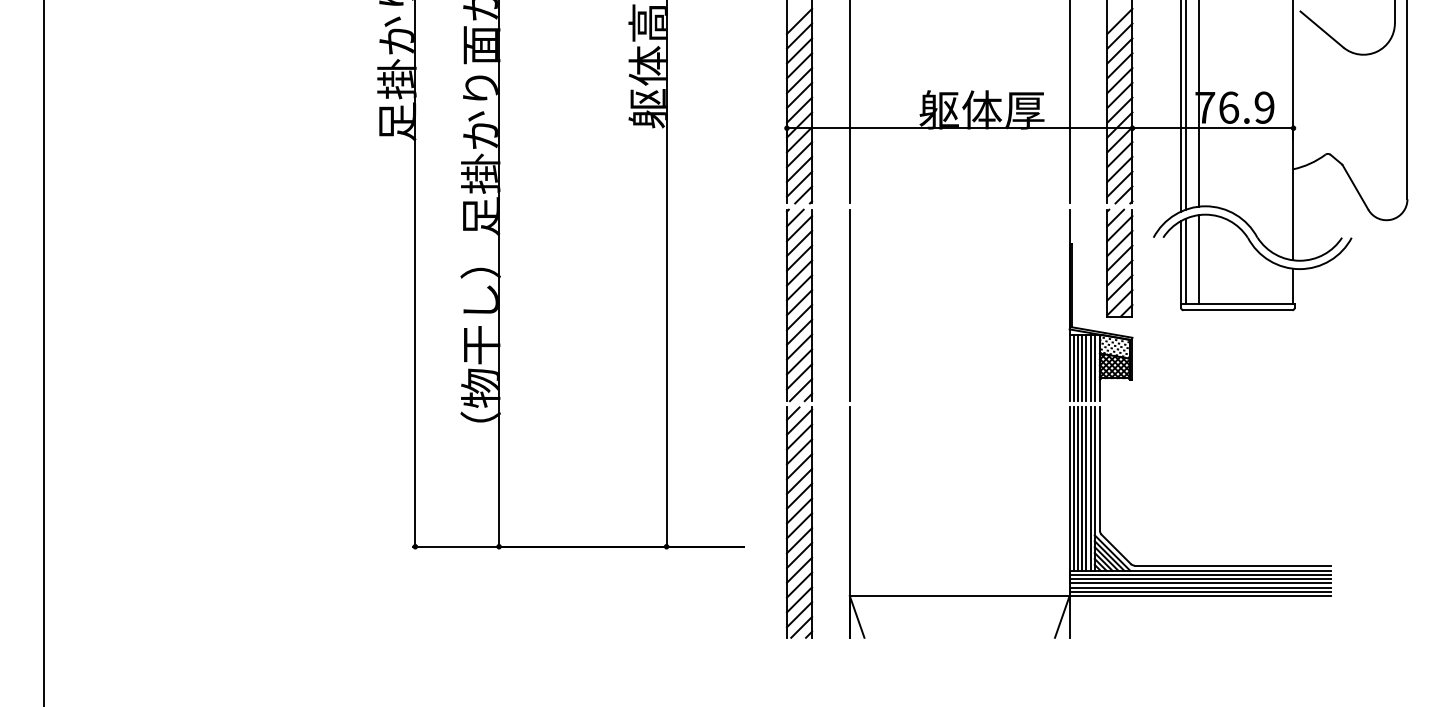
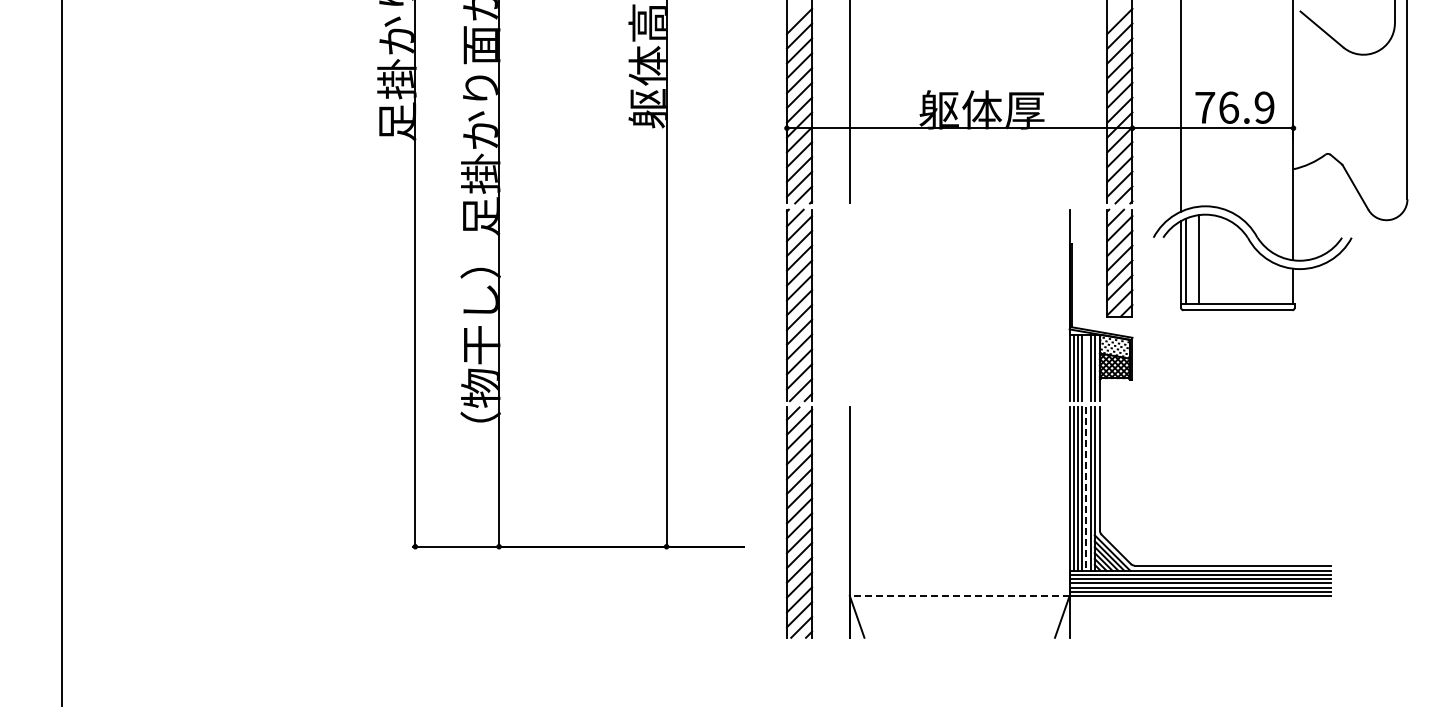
line: present -> none (1069, 102)
line: present -> none (1199, 104)
line: present -> none (1185, 105)
line: present -> none (849, 305)
line position: (43, 352) -> (61, 352) (61, 352)
line: present -> none (1086, 367)
line: solid -> dashed (1086, 489)
line: solid -> dashed (959, 595)
